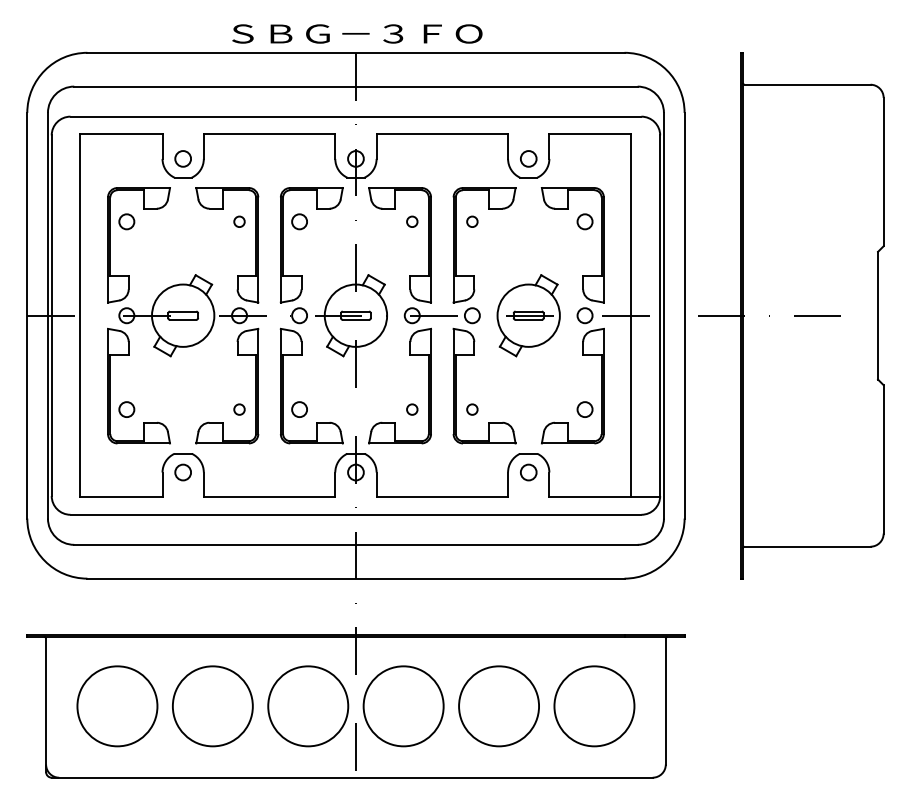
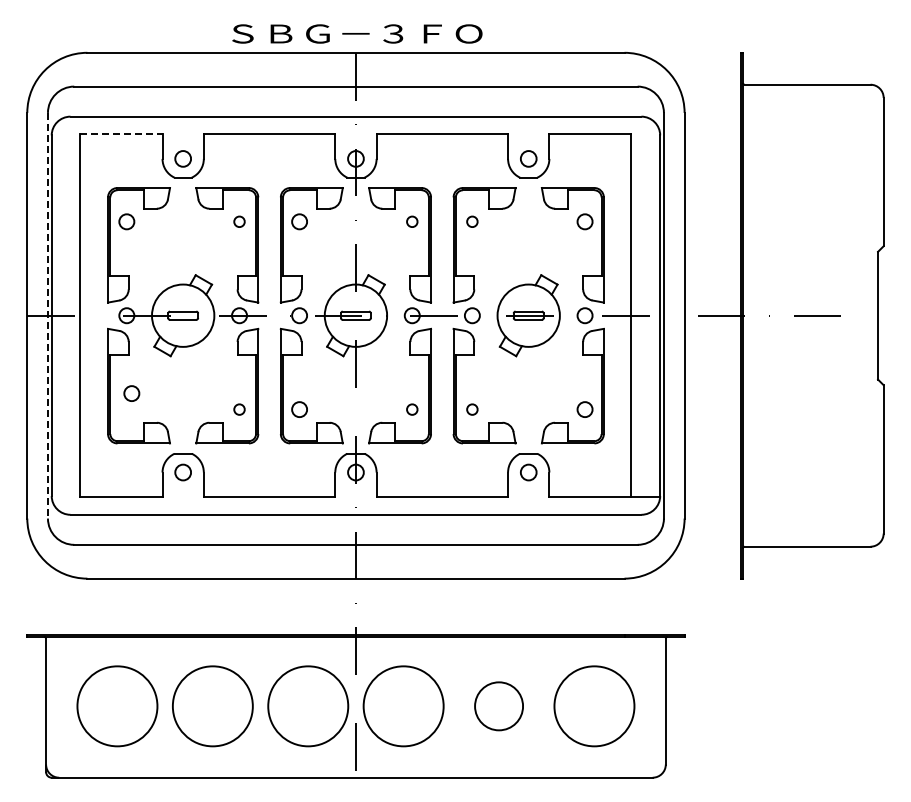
line: solid -> dashed (121, 134)
line: solid -> dashed (47, 315)
circle position: (126, 409) -> (131, 393) (131, 393)
circle diameter: 80 px -> 48 px (499, 706)
